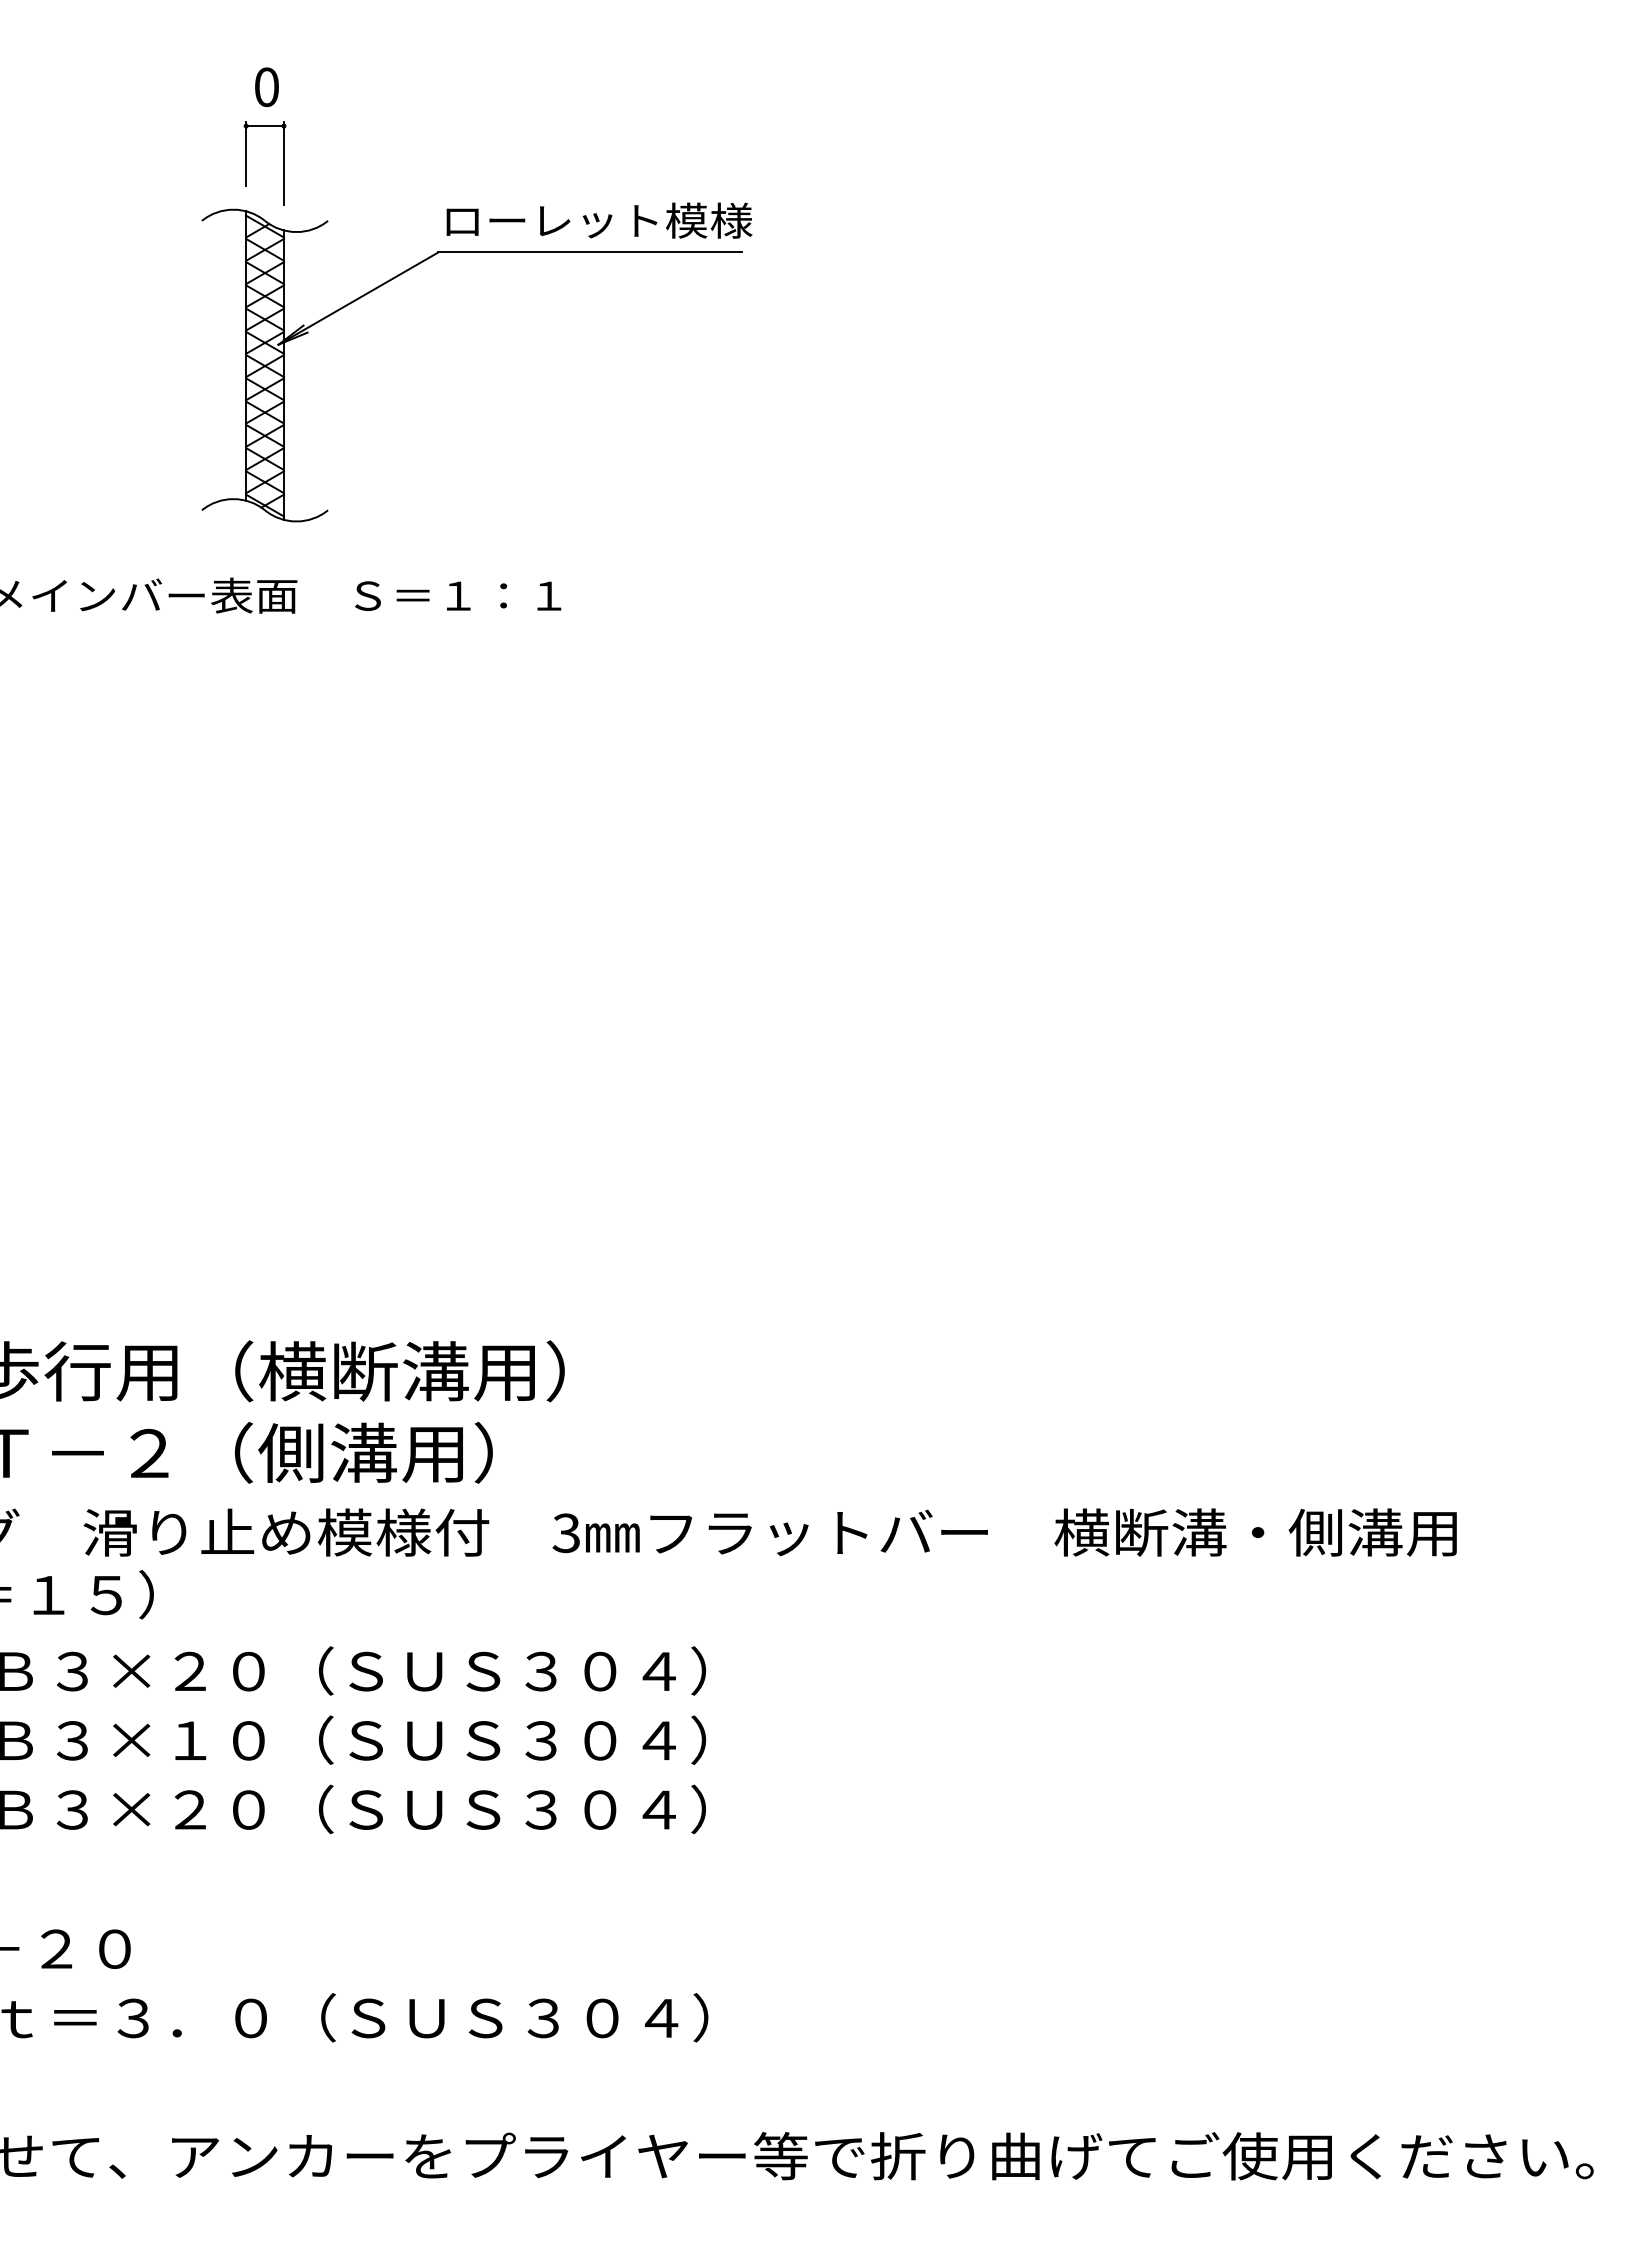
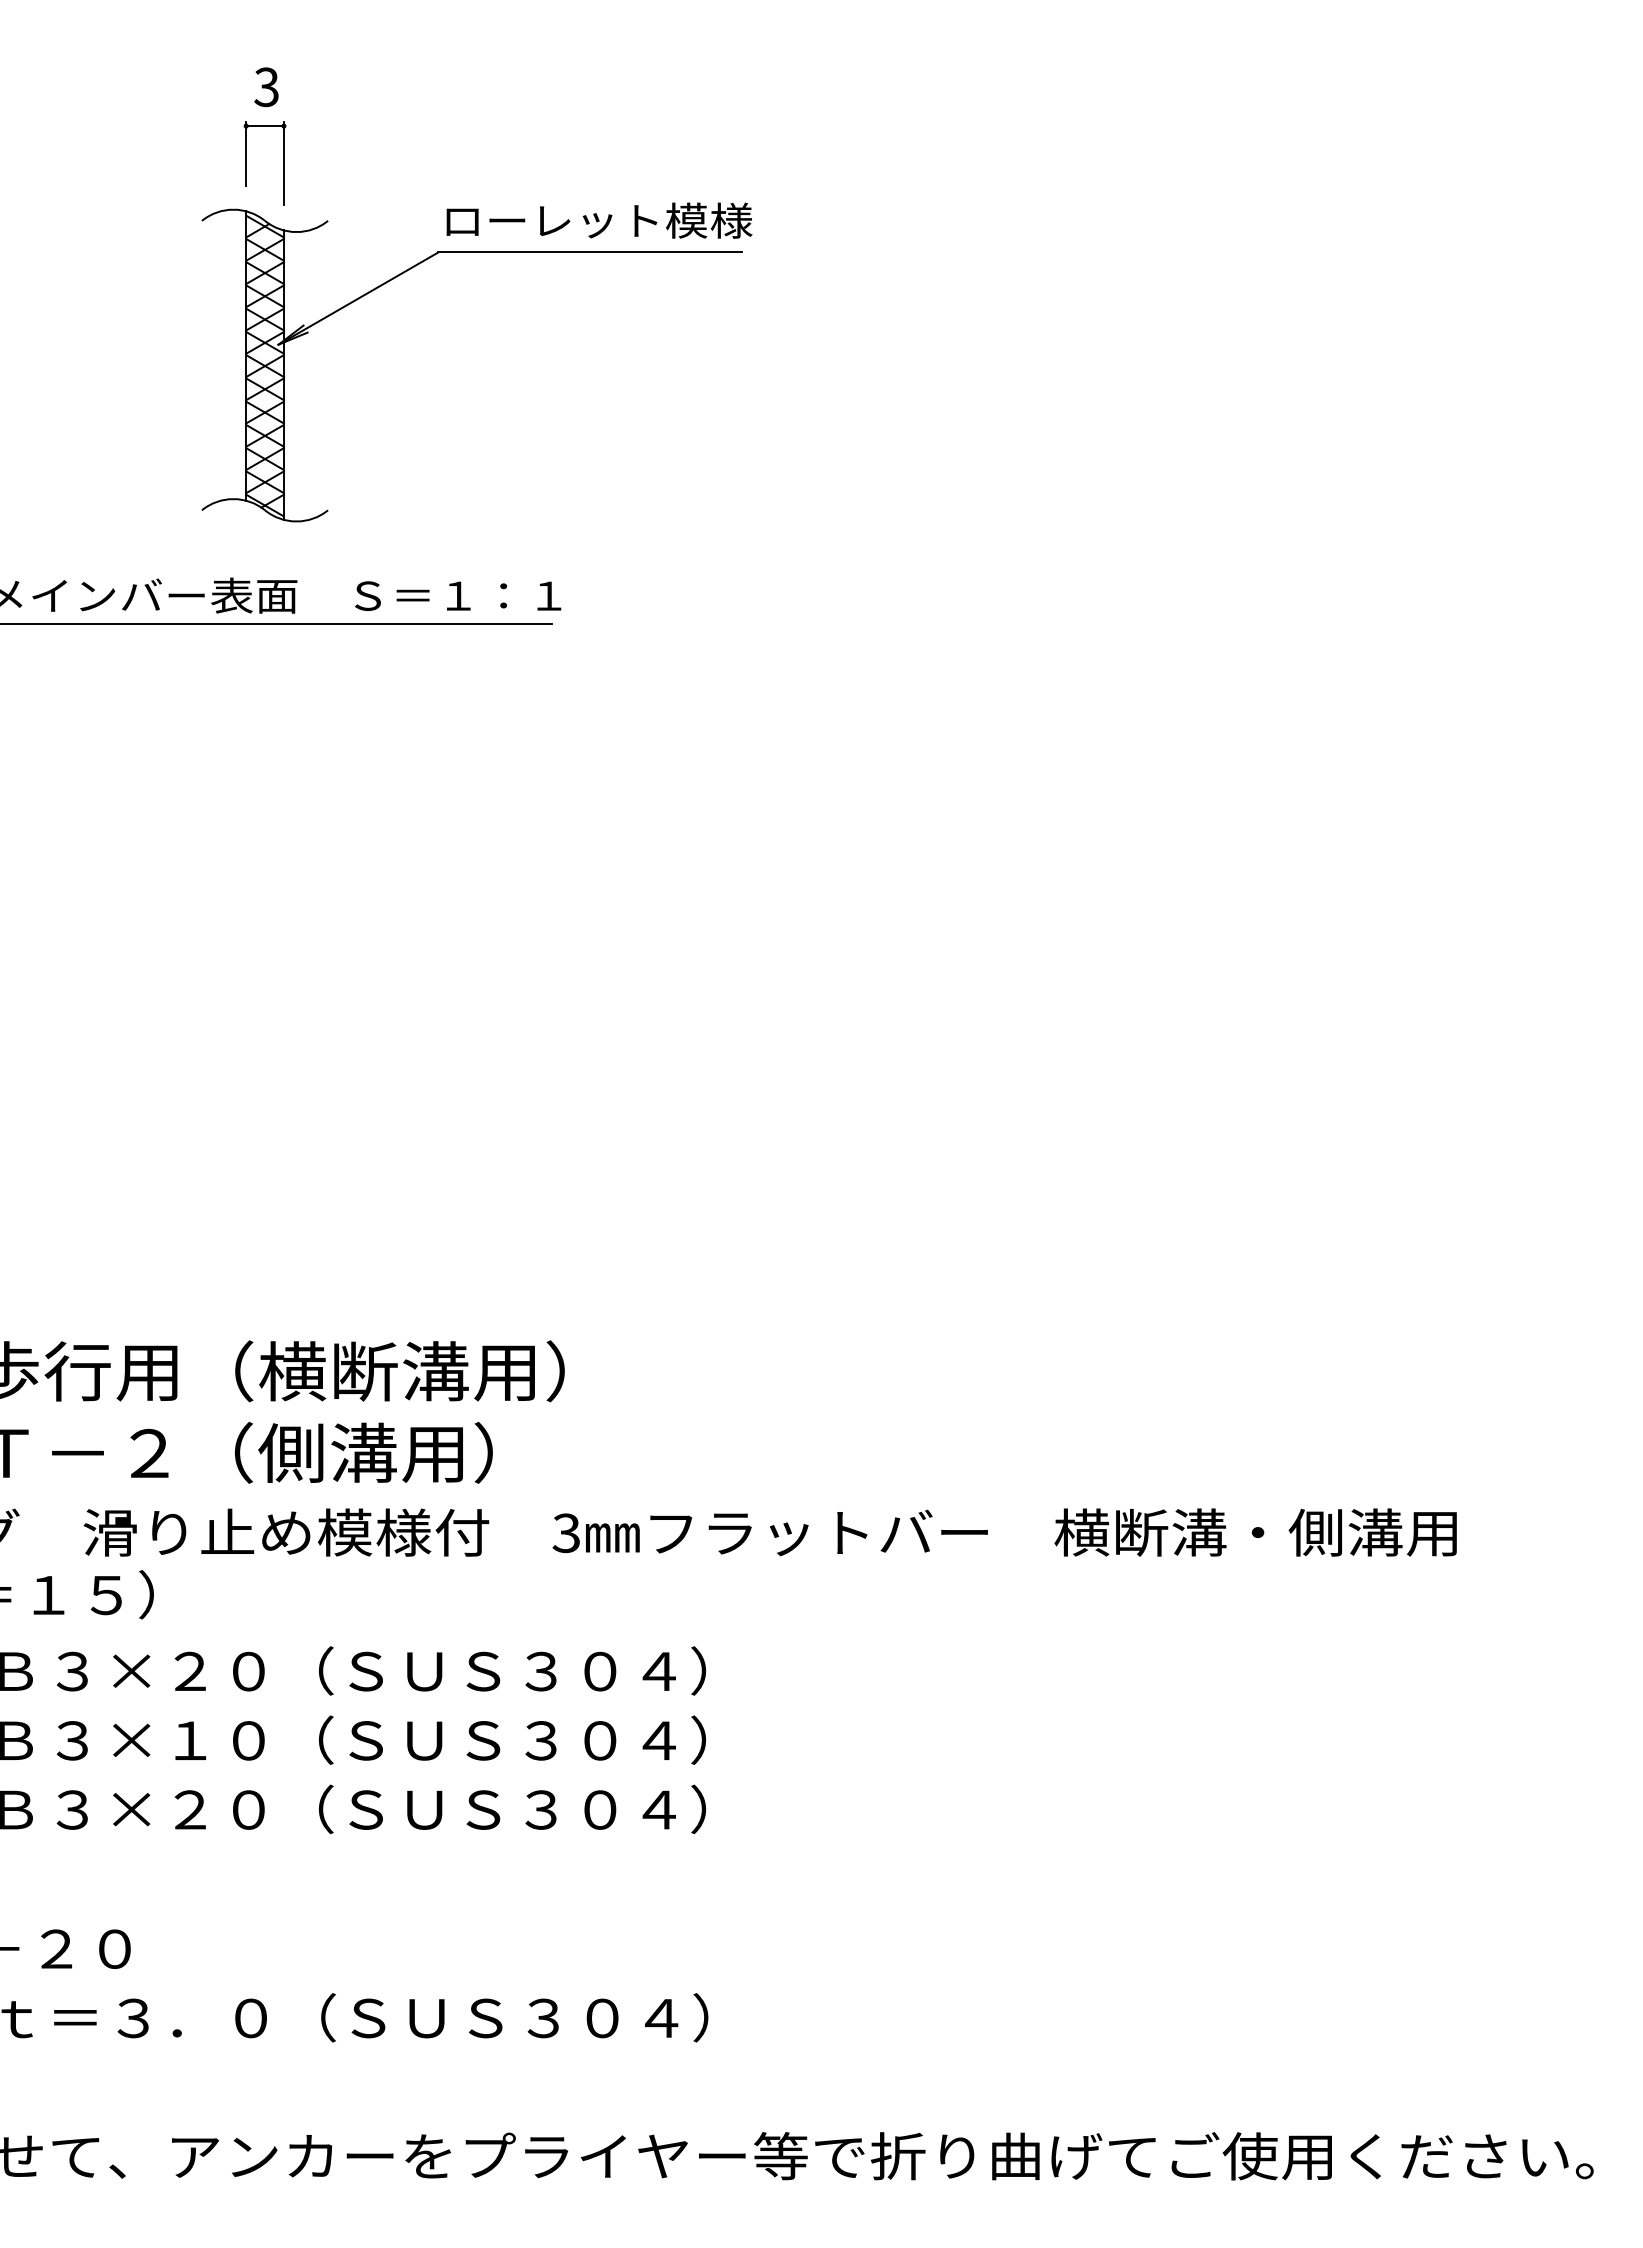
text: 0 -> 3 (266, 87)
line: none -> present (276, 624)
